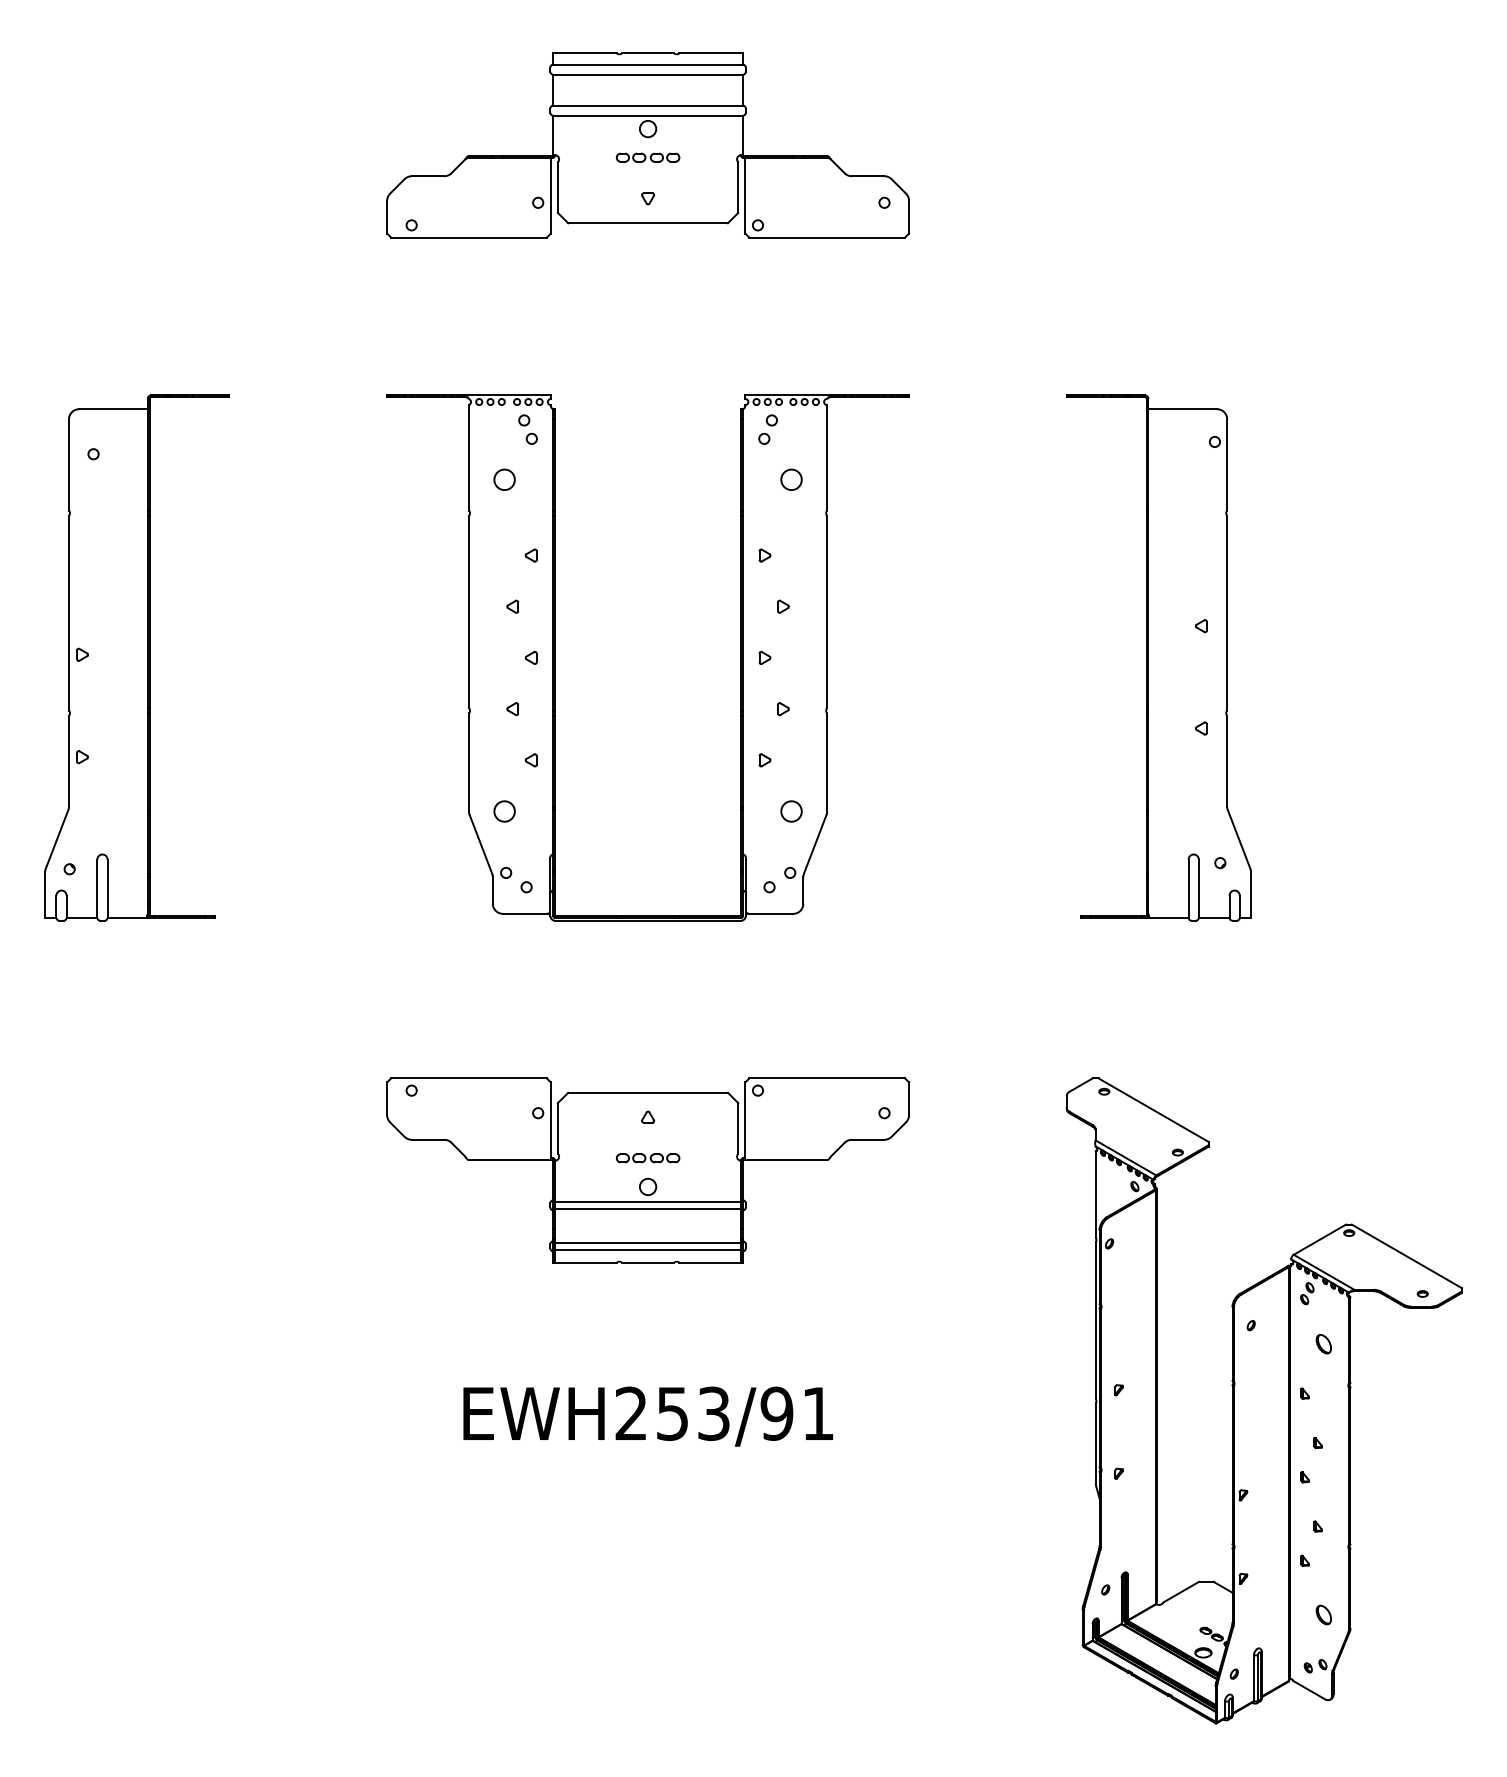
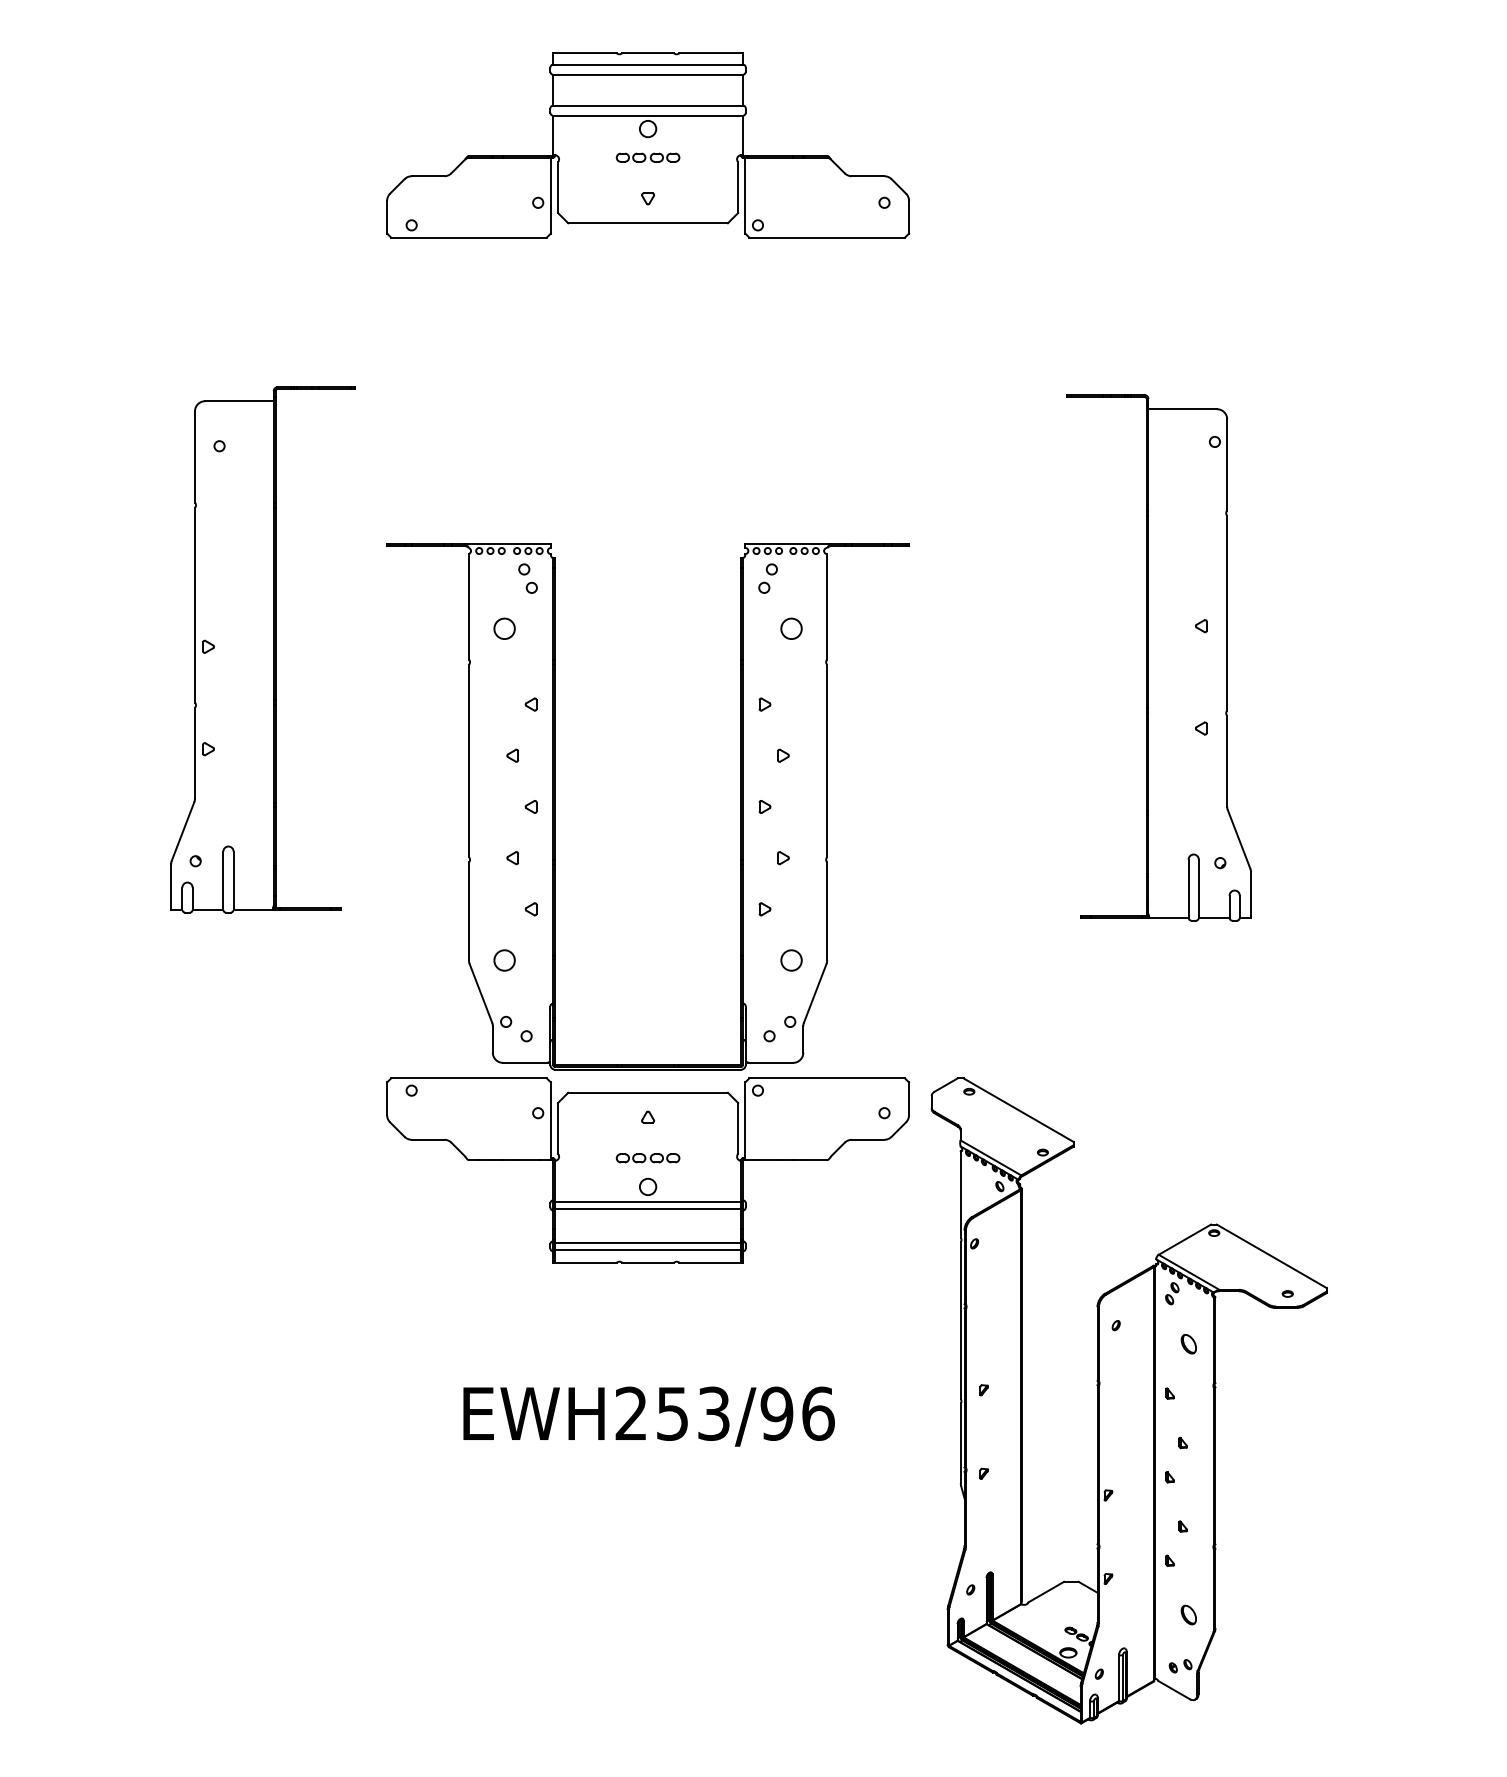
part position: (136, 657) -> (262, 649) (262, 649)
part position: (555, 657) -> (555, 806) (555, 806)
part position: (1263, 1400) -> (1128, 1400) (1128, 1400)
text: EWH253/91 -> EWH253/96 (818, 1413)
